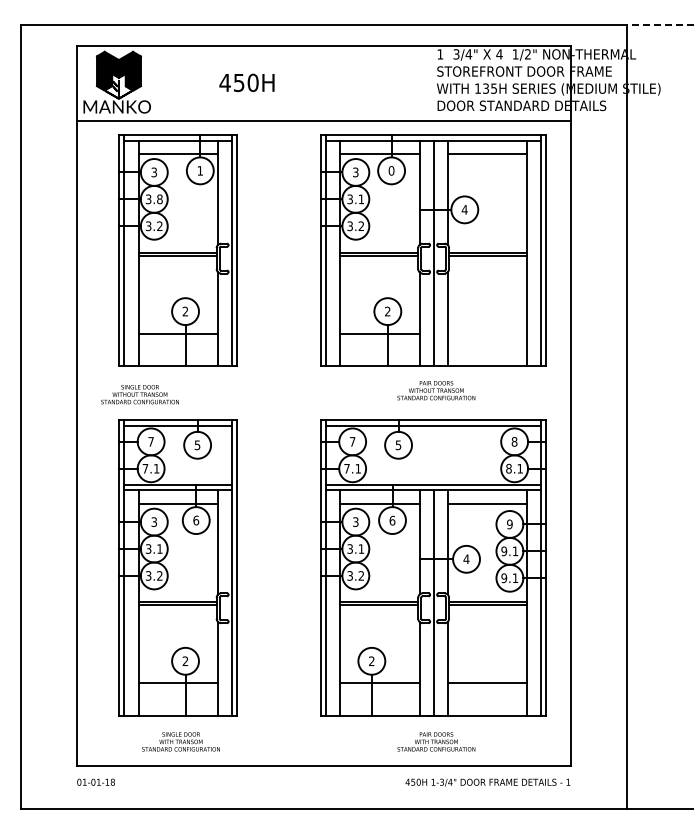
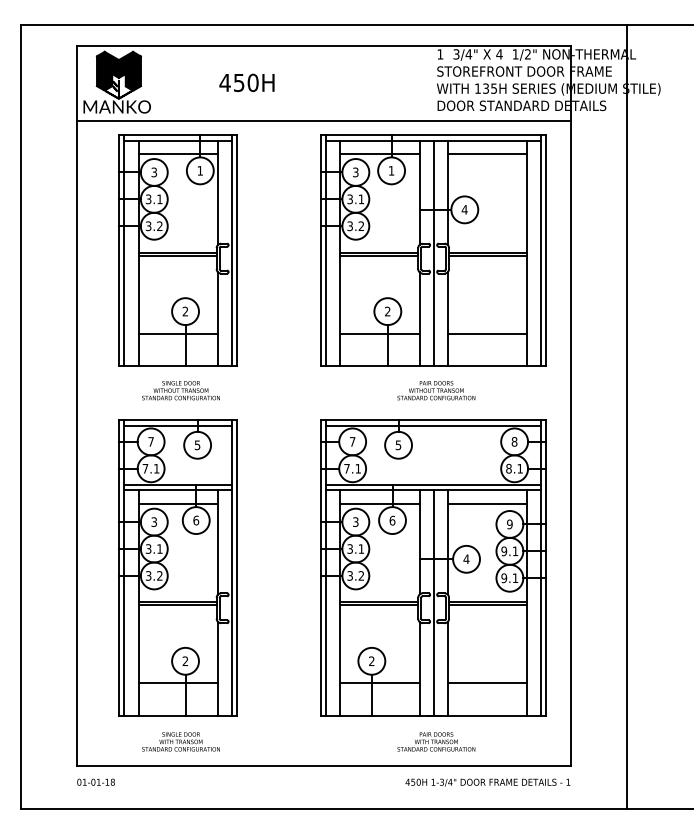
line: dashed -> solid (659, 25)
text: 0 -> 1 (391, 170)
text: 3.8 -> 3.1 (159, 199)
line: none -> present (487, 333)
text position: (139, 394) -> (180, 390) (180, 390)
